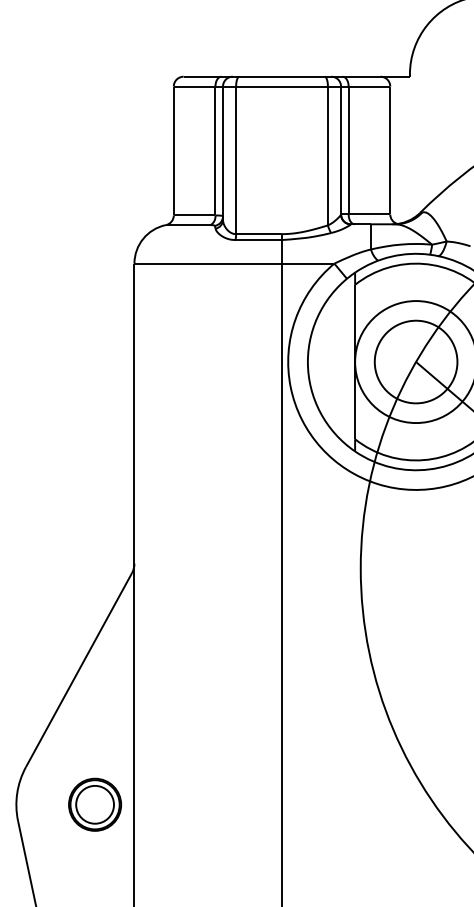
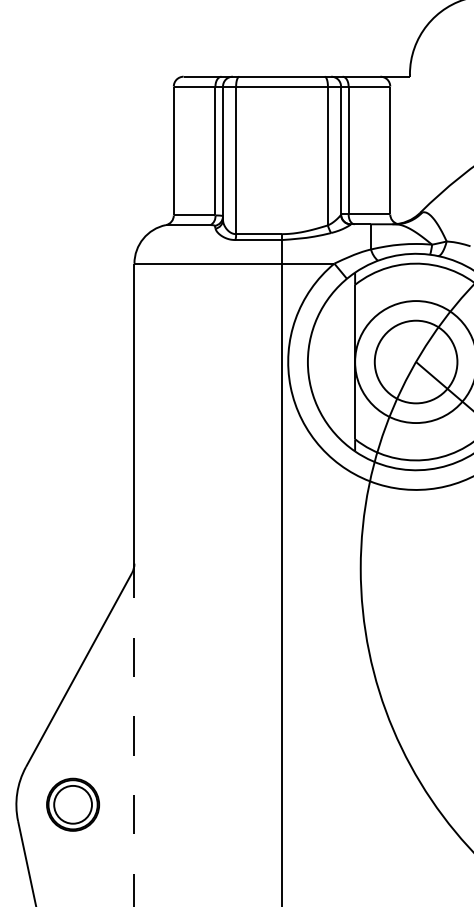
line: solid -> dashed (134, 734)
part position: (95, 804) -> (73, 804) (73, 804)
